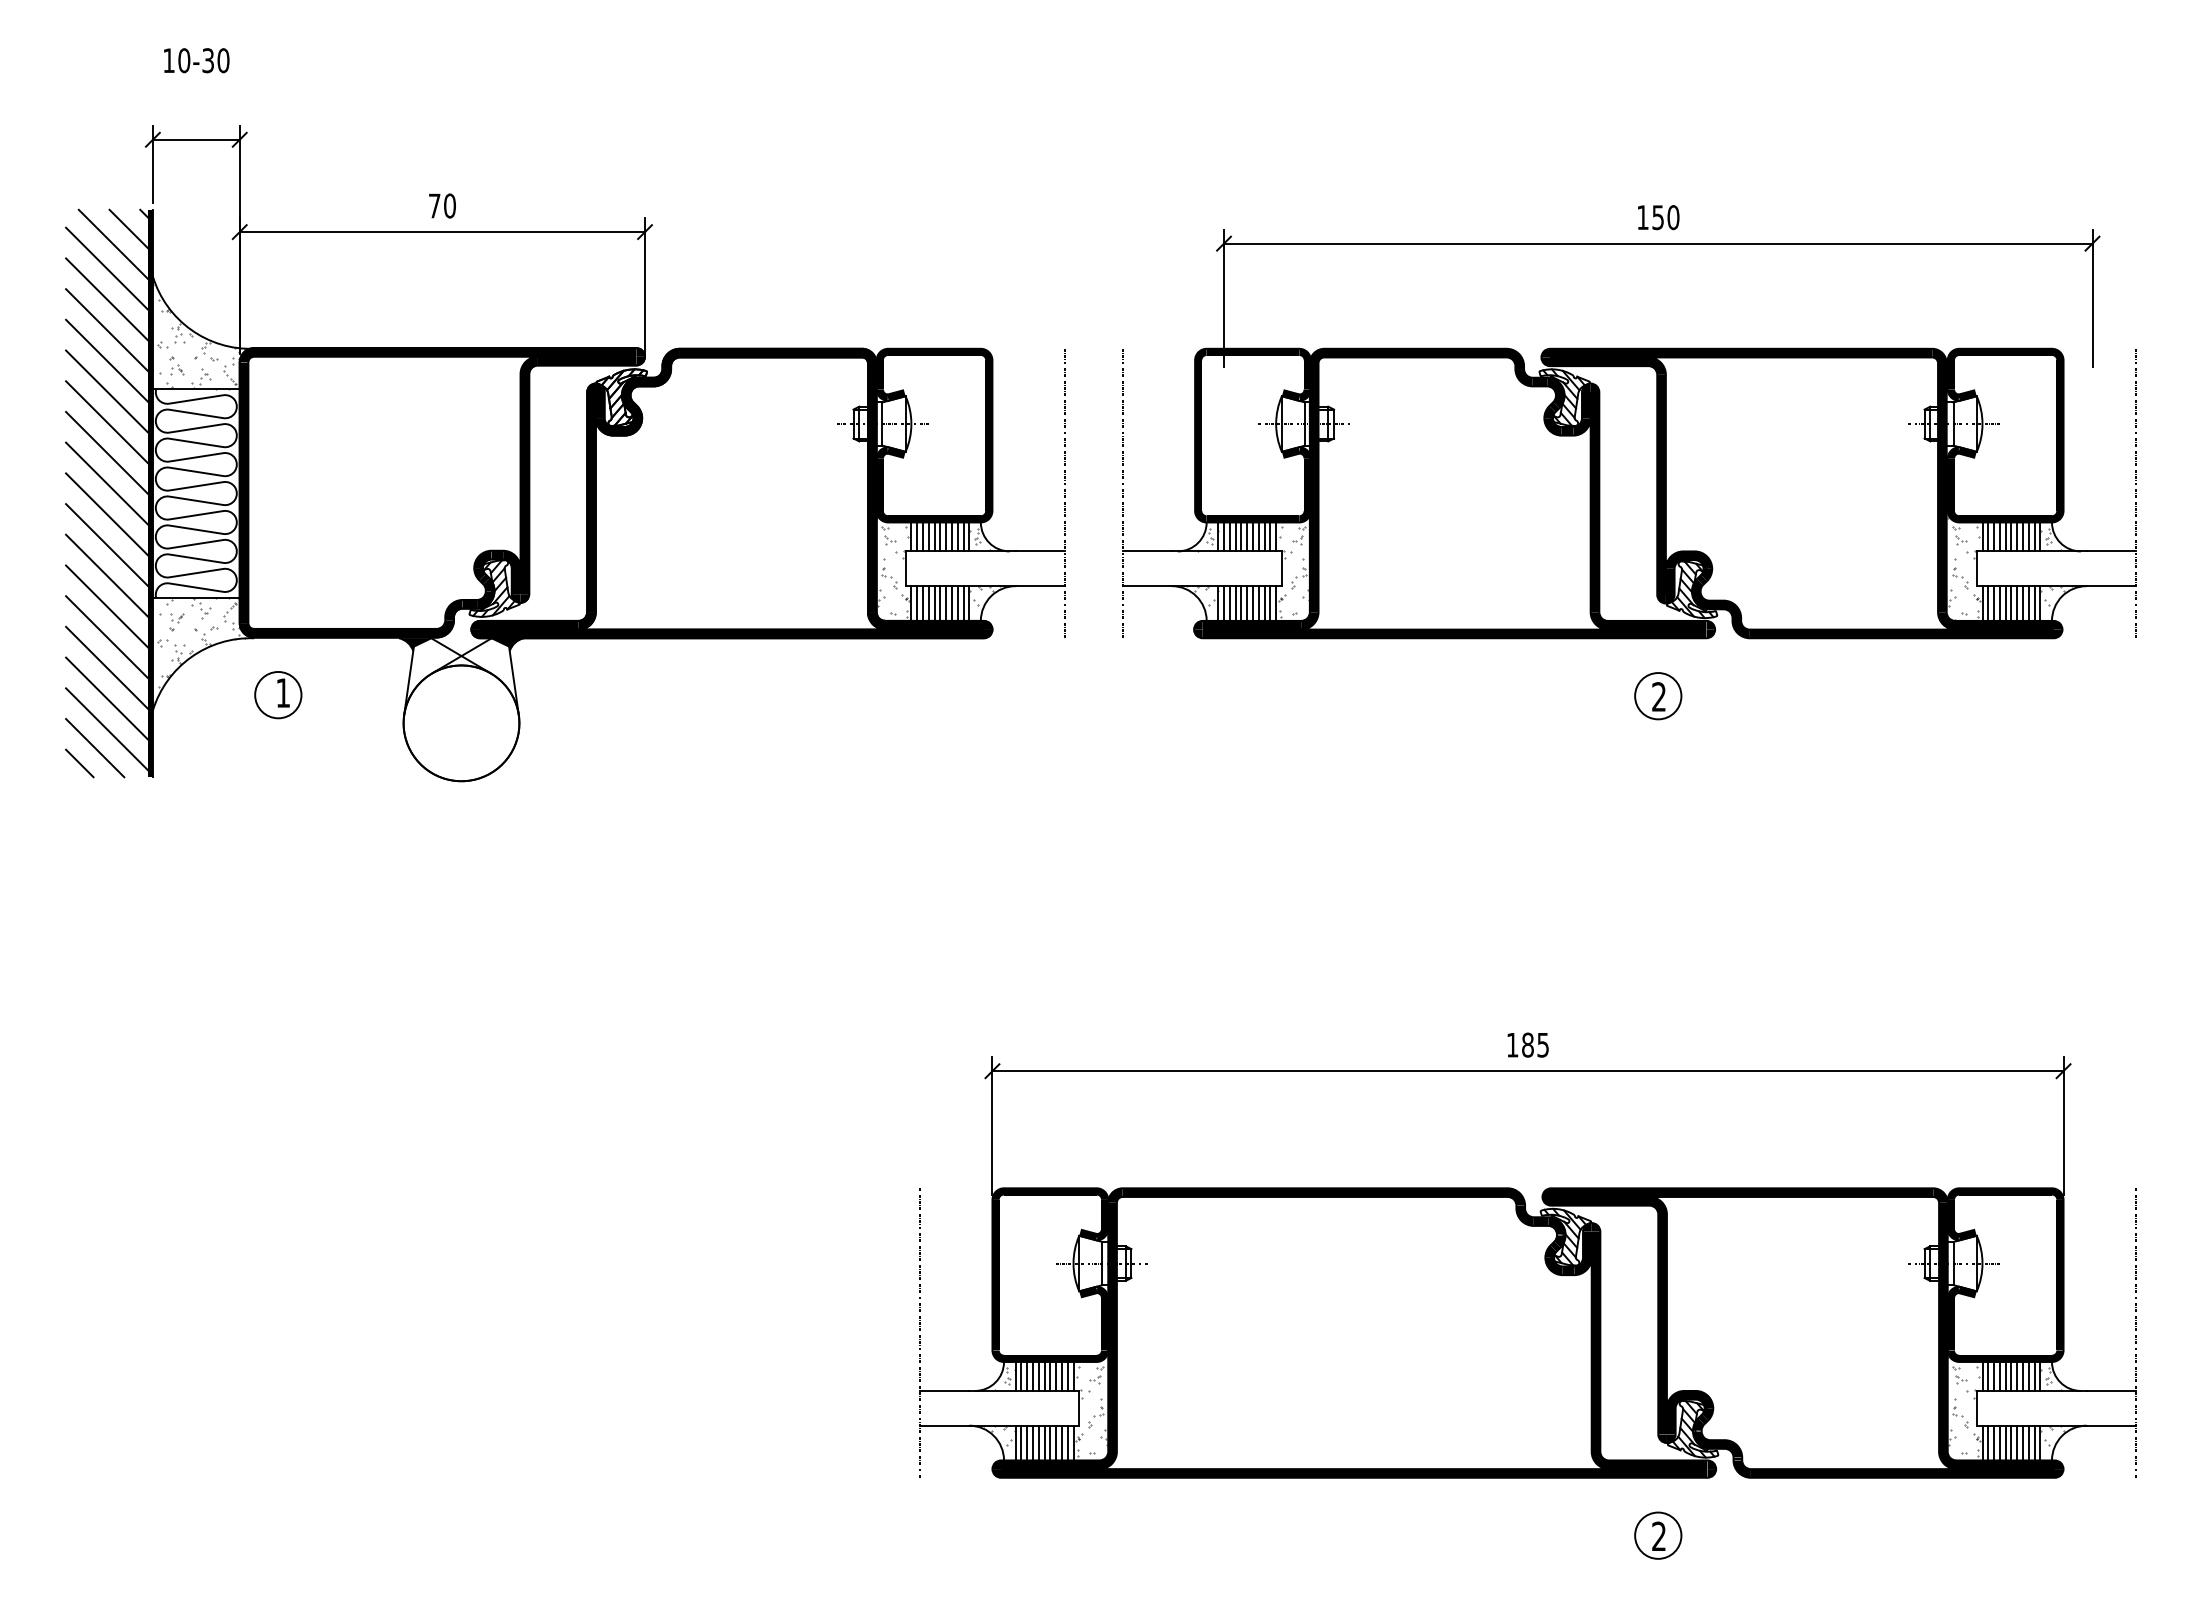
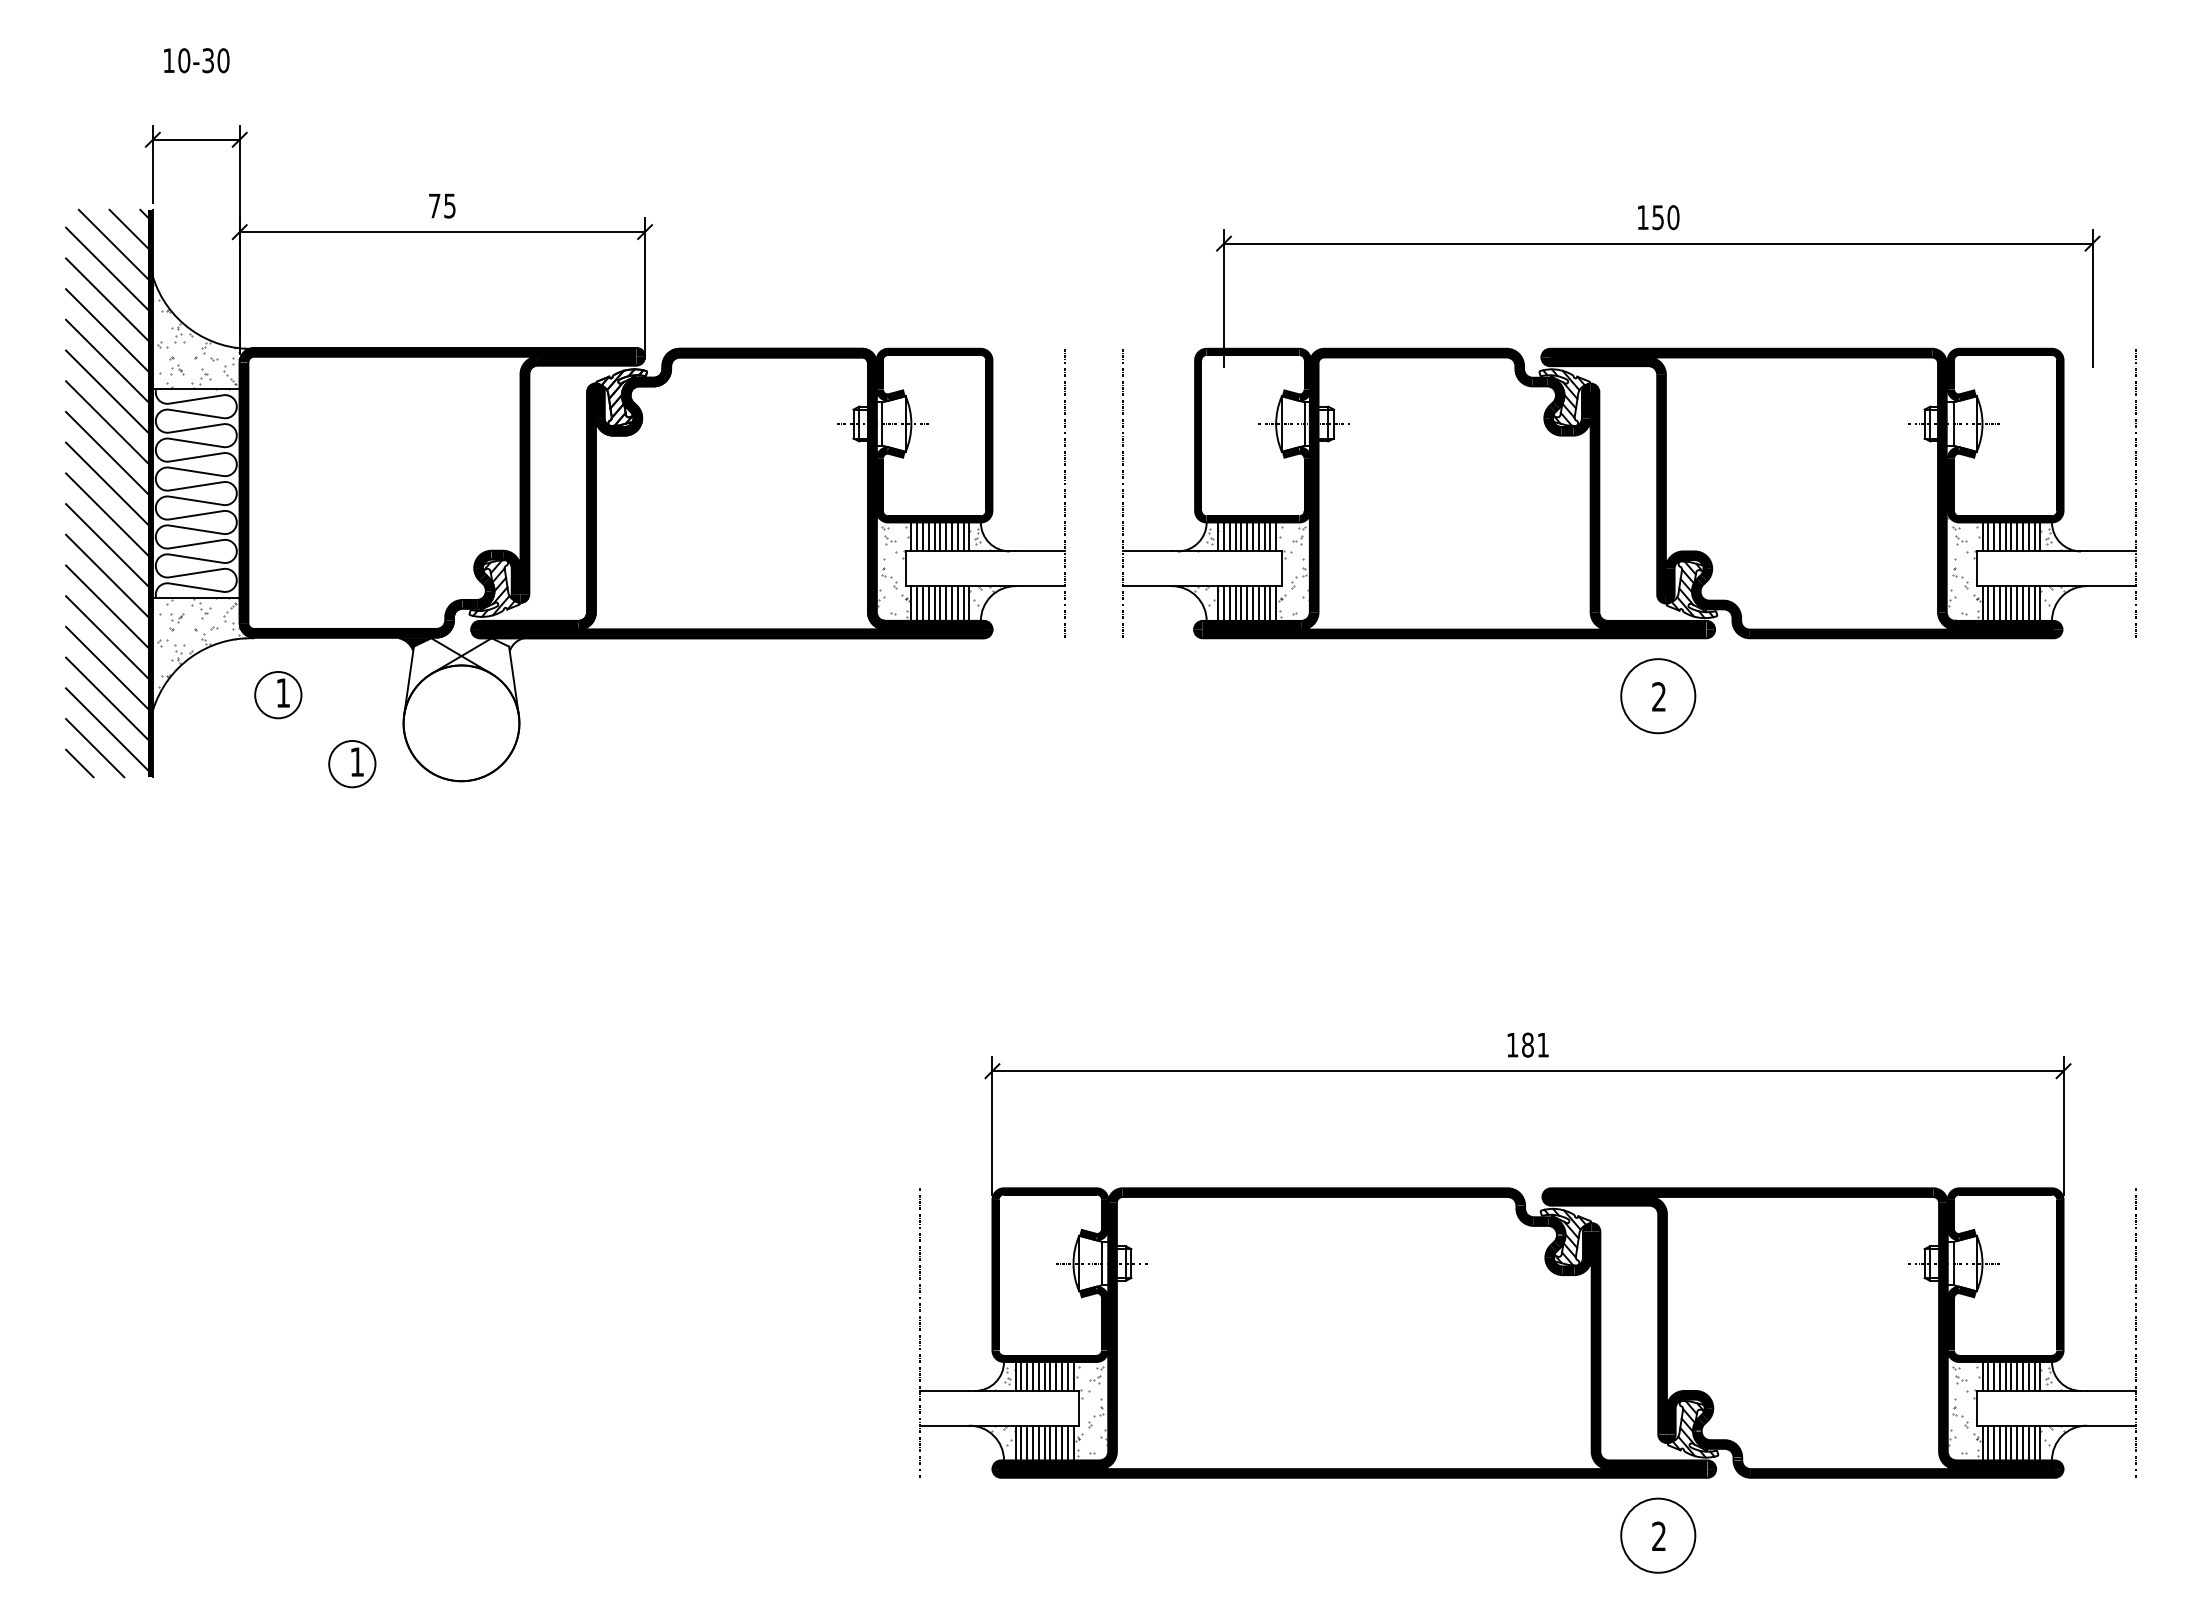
text: 70 -> 75 (449, 205)
fill: present -> none (507, 644)
circle diameter: 46 px -> 74 px (1658, 696)
part: none -> present (352, 764)
text: 185 -> 181 (1542, 1045)
circle diameter: 46 px -> 74 px (1658, 1535)
